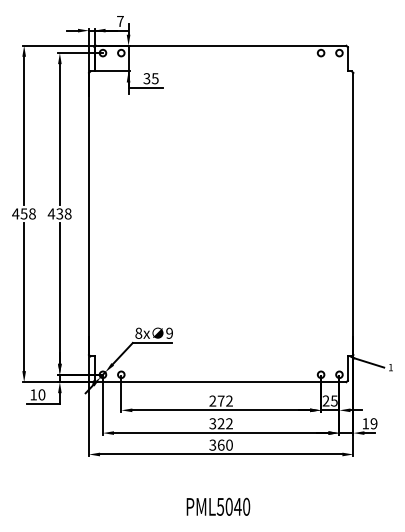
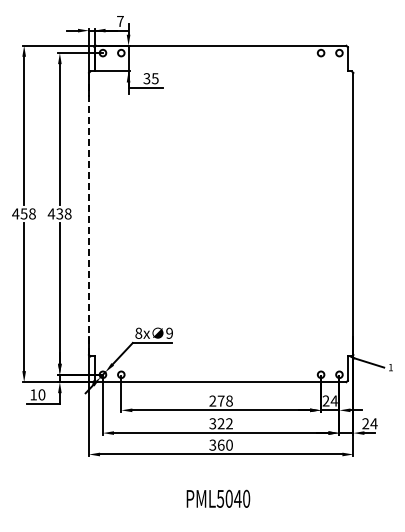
line: solid -> dashed (89, 214)
text: 272 -> 278 (229, 400)
text: 25 -> 24 (333, 400)
text: 19 -> 24 (369, 423)
text position: (218, 506) -> (218, 498) (218, 498)
